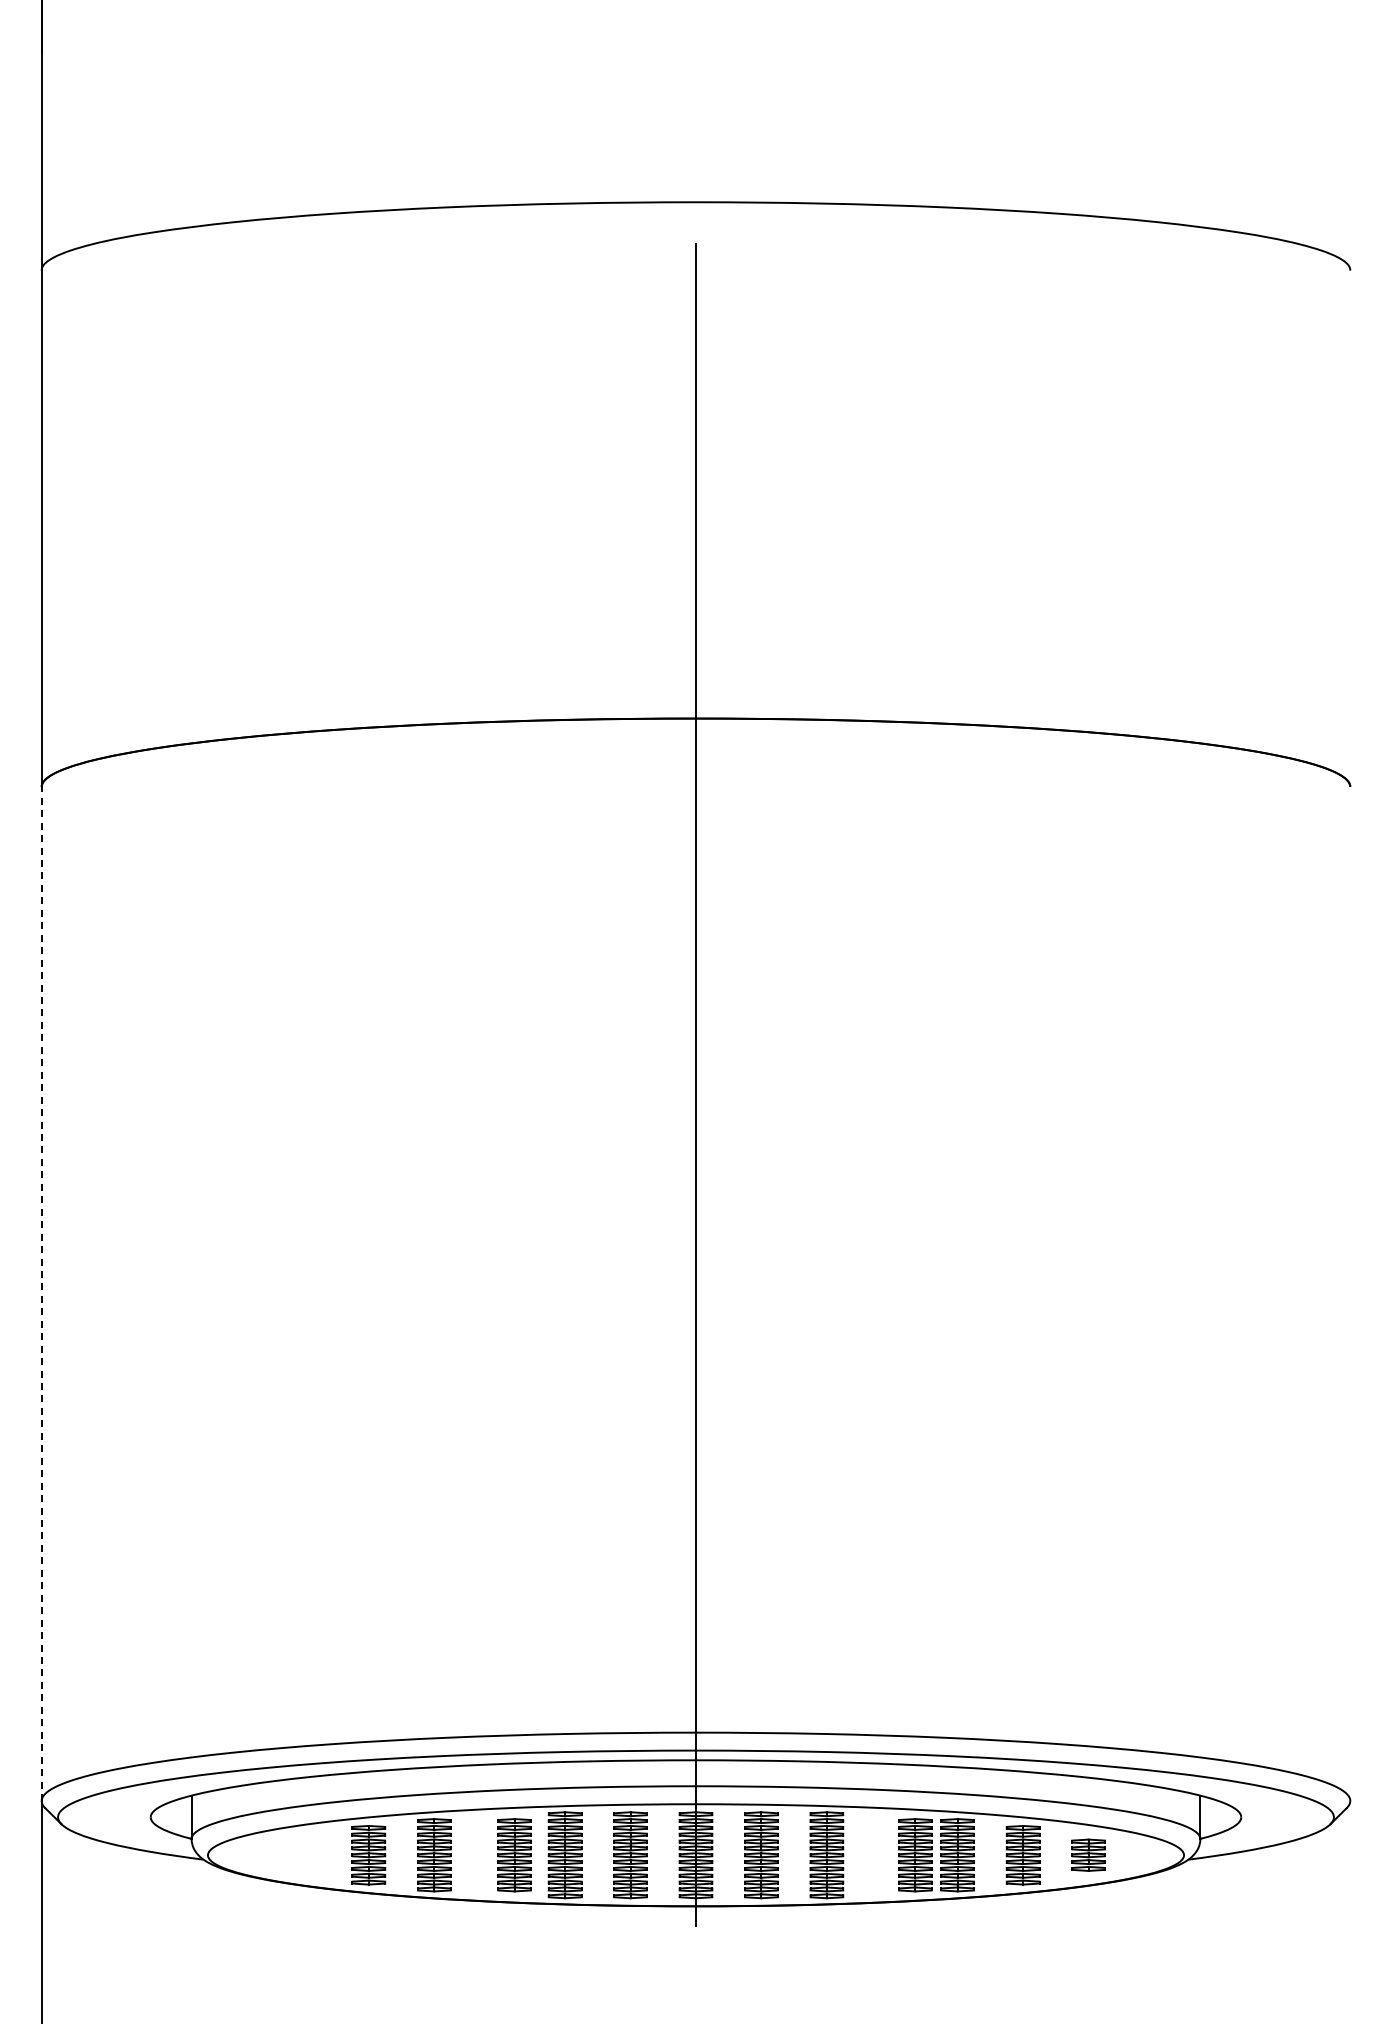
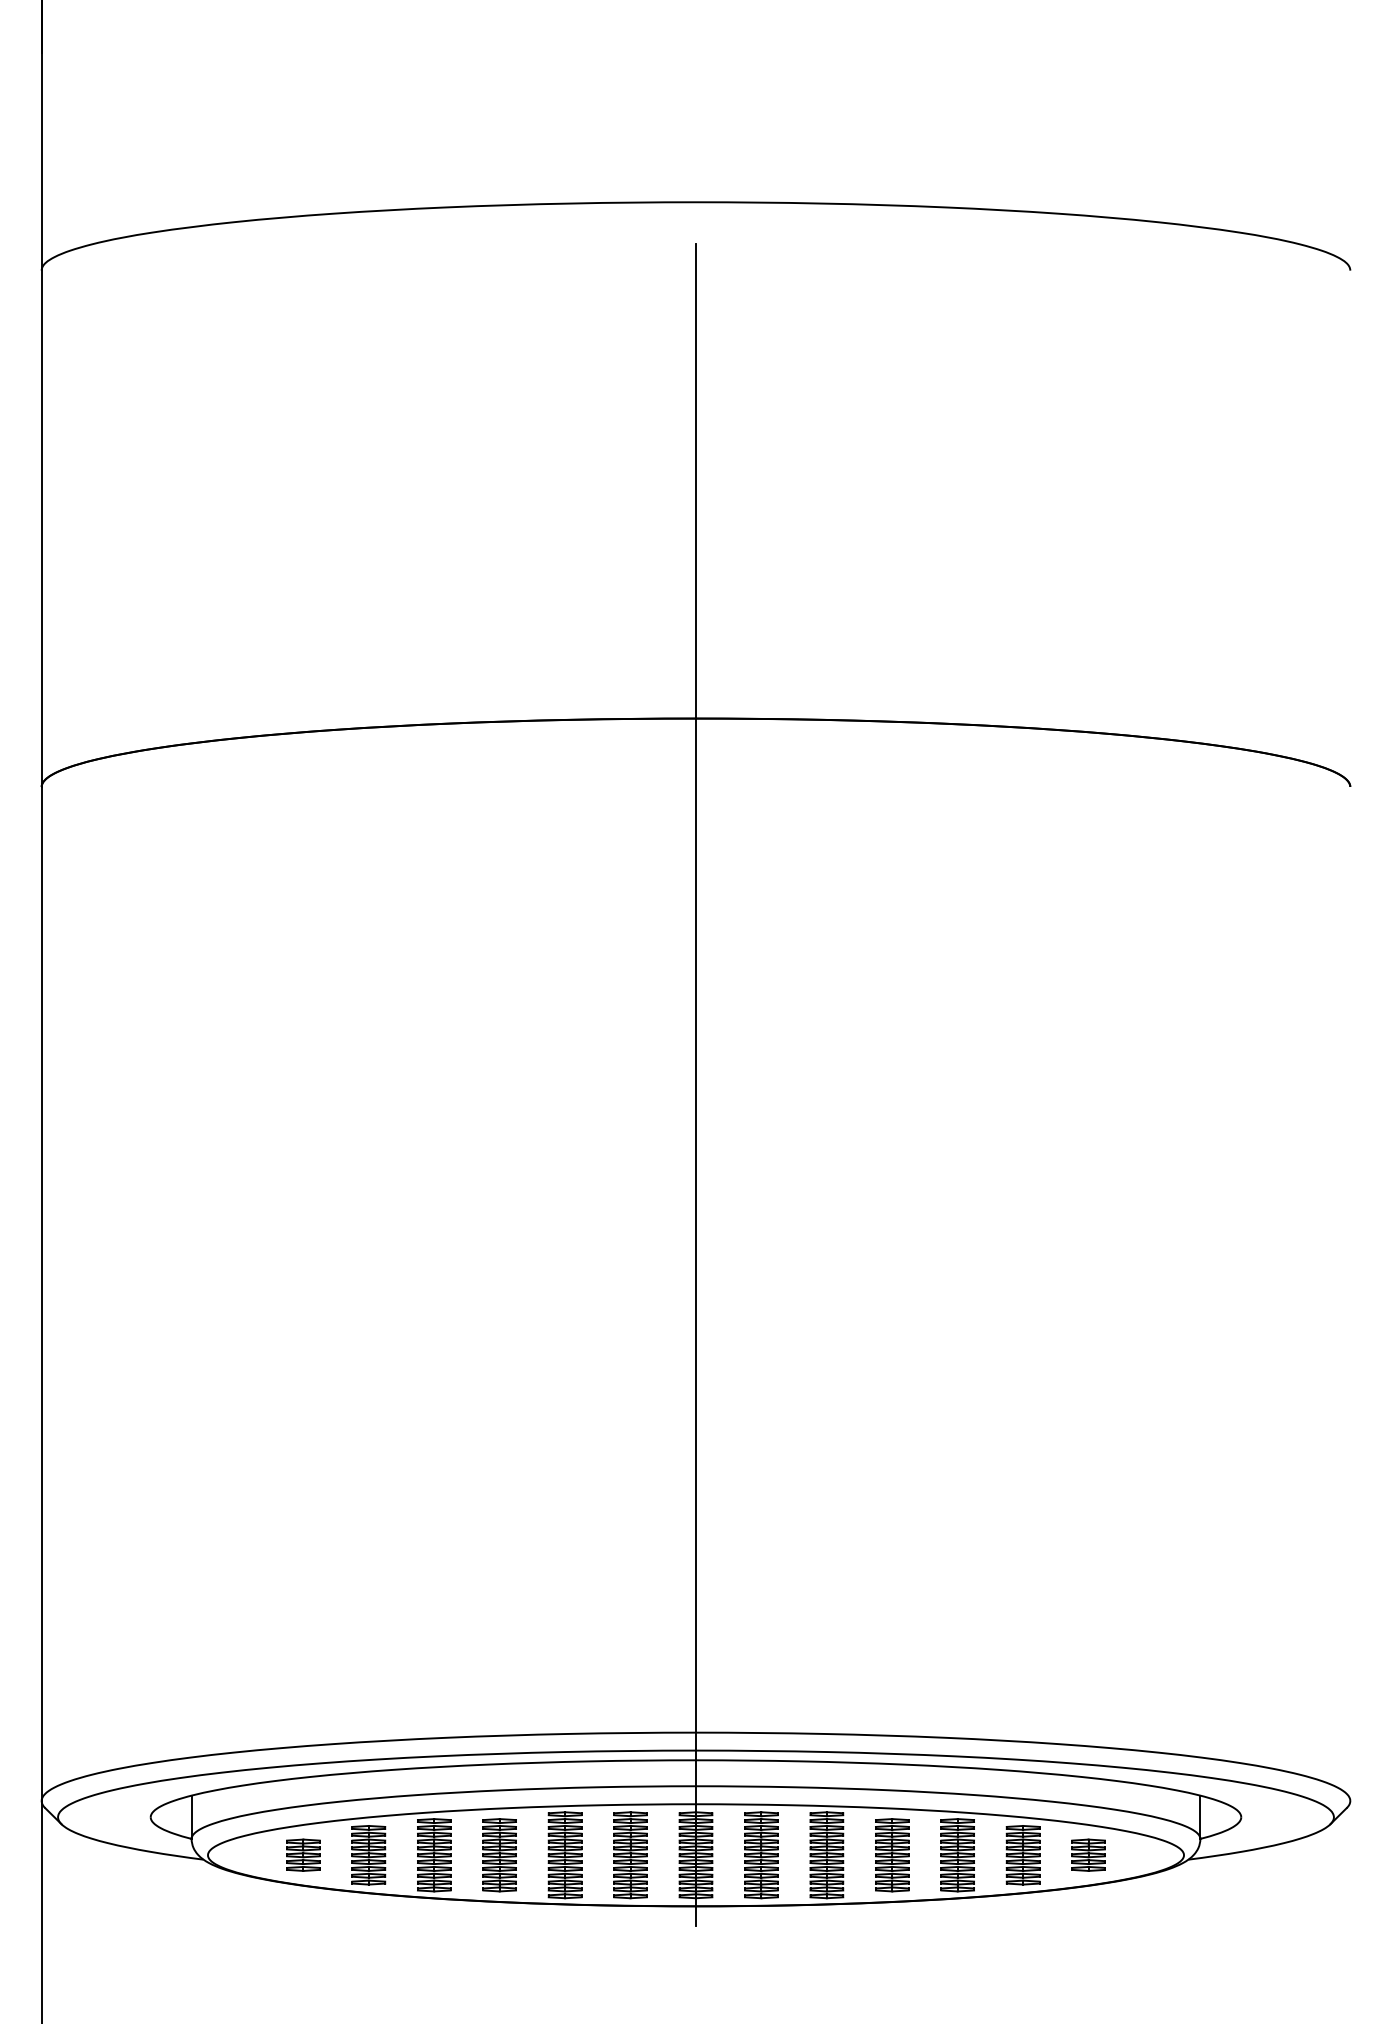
line: dashed -> solid (41, 1293)
part: none -> present (303, 1854)
part position: (514, 1855) -> (499, 1855) (499, 1855)
part position: (915, 1855) -> (892, 1855) (892, 1855)
